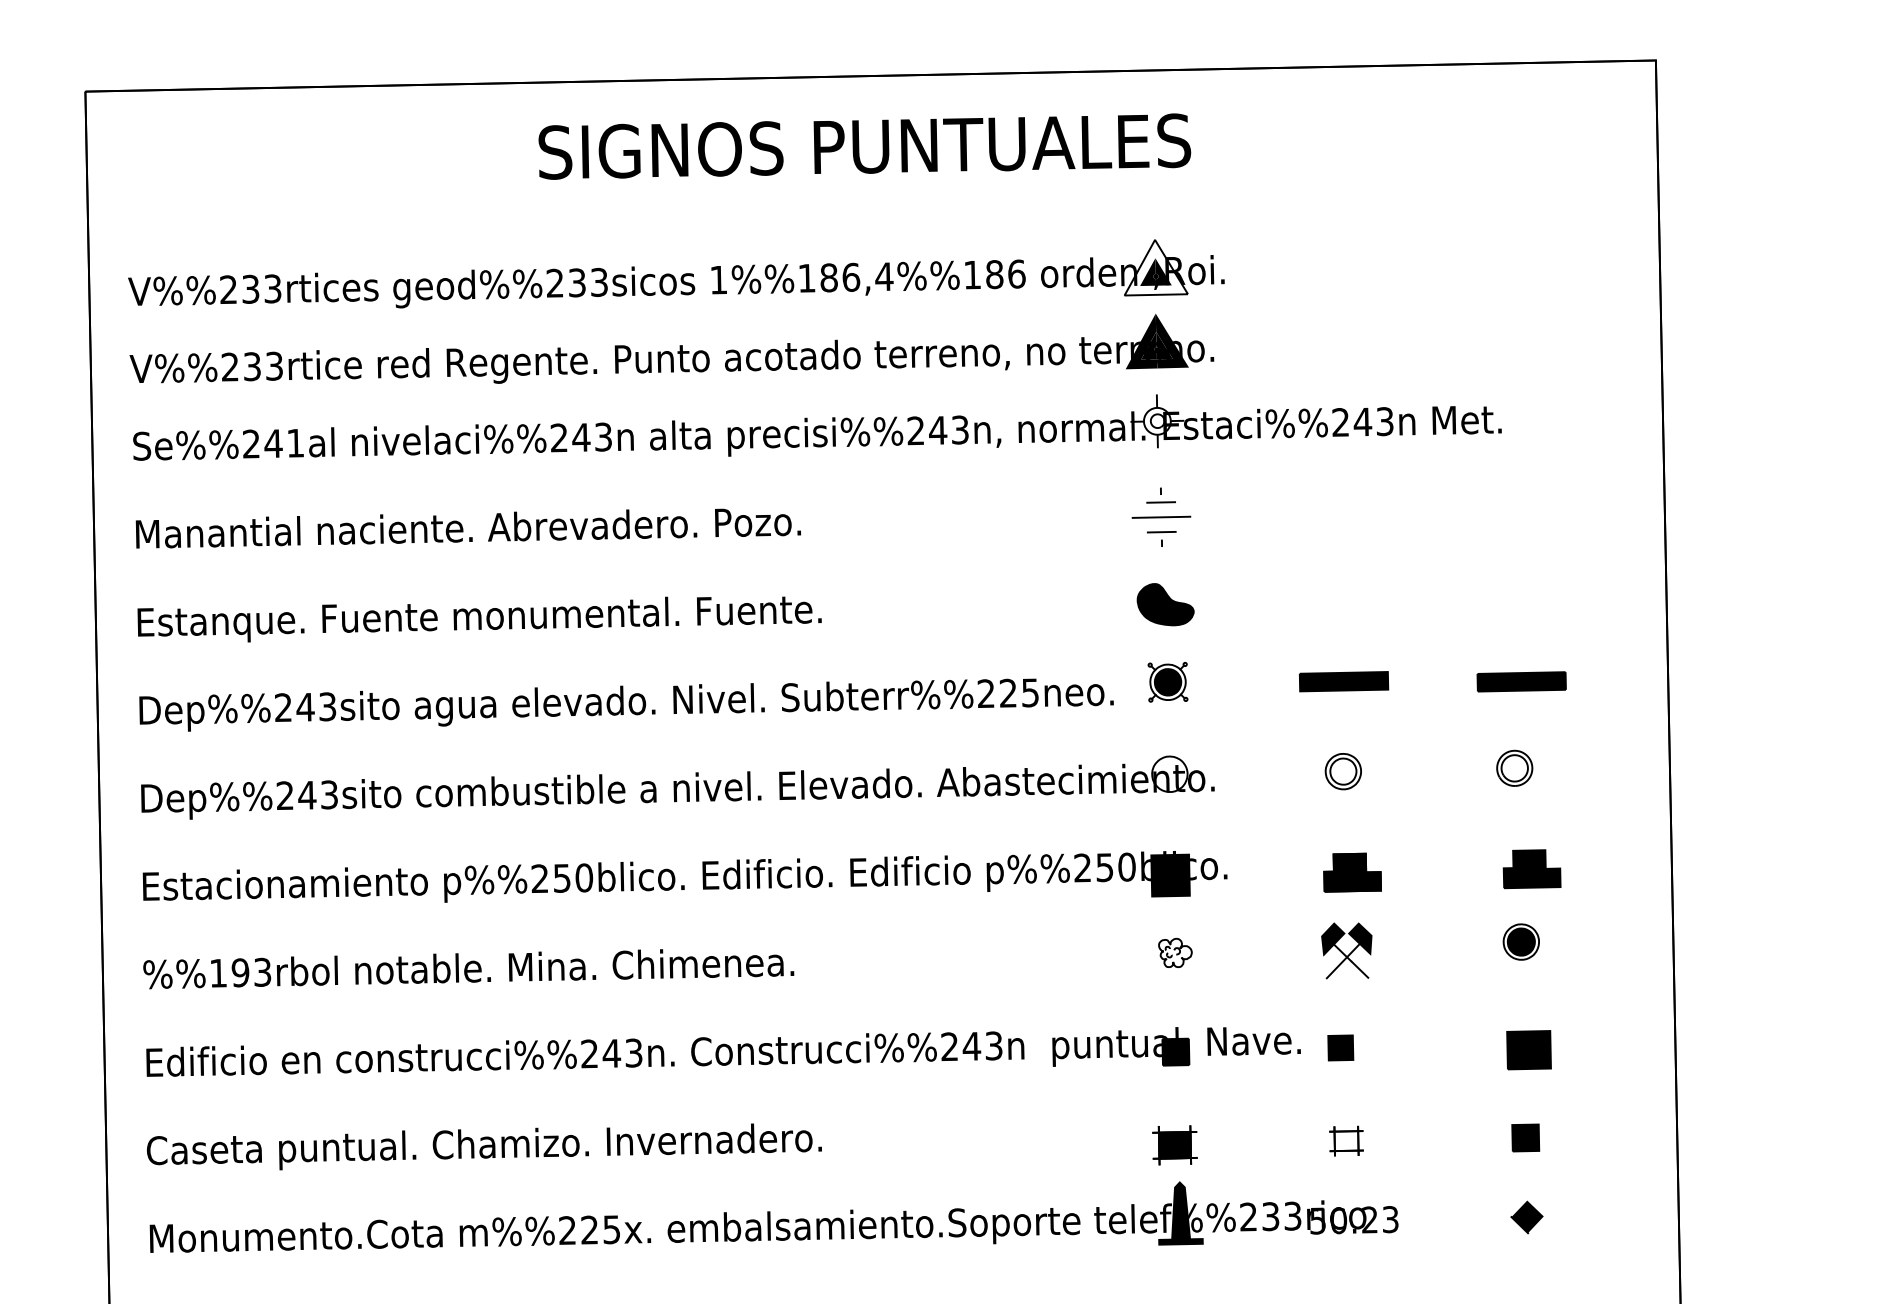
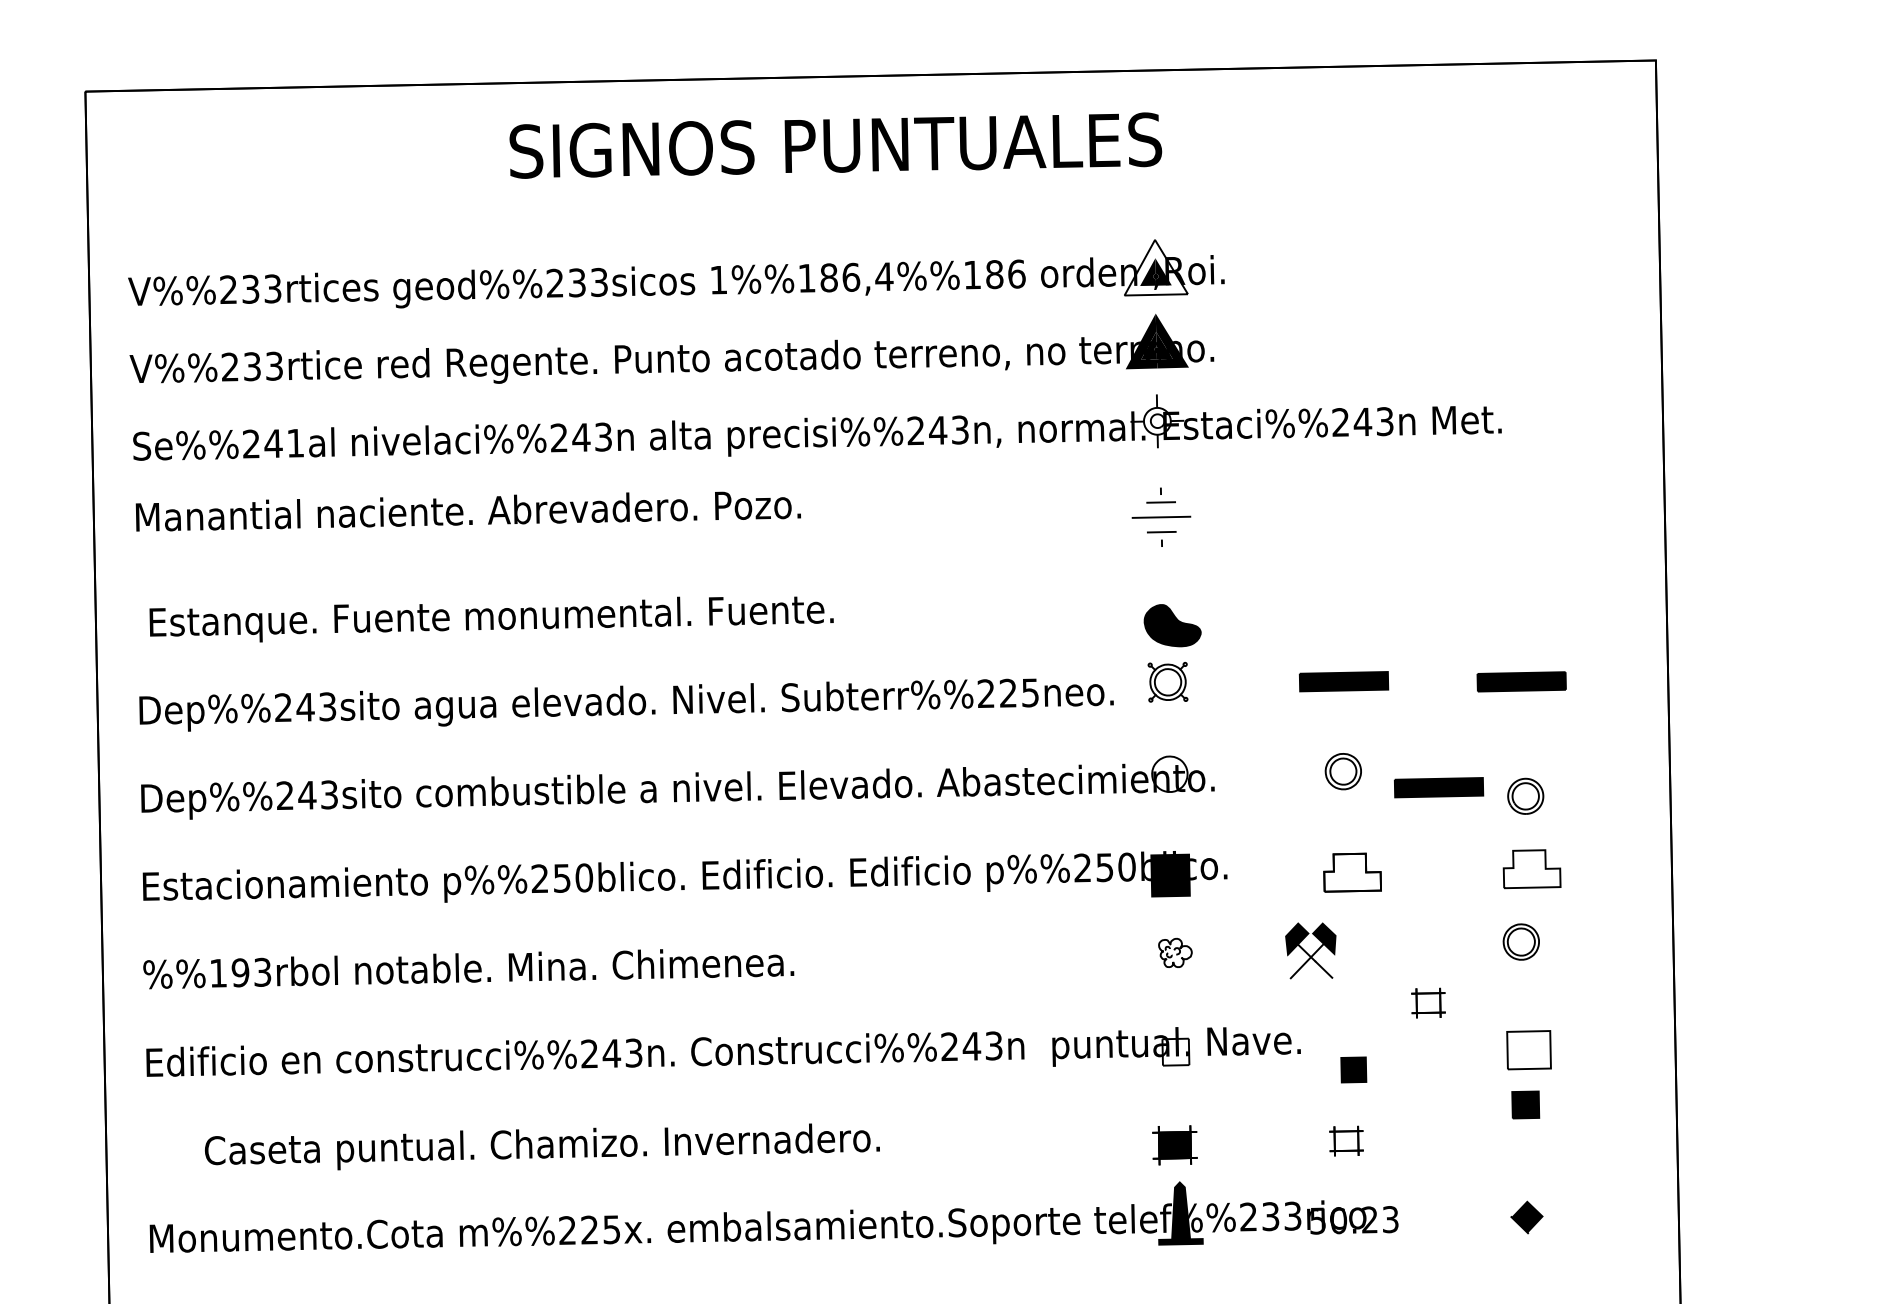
text position: (864, 146) -> (835, 145) (835, 145)
text position: (467, 528) -> (467, 511) (467, 511)
part position: (1165, 604) -> (1172, 625) (1172, 625)
text position: (479, 619) -> (491, 619) (491, 619)
fill: present -> none (1167, 682)
part position: (1514, 767) -> (1525, 795) (1525, 795)
part: none -> present (1439, 787)
fill: present -> none (1531, 869)
fill: present -> none (1352, 872)
fill: present -> none (1520, 941)
part position: (1346, 950) -> (1310, 950) (1310, 950)
part: none -> present (1428, 1002)
part position: (1340, 1047) -> (1353, 1069) (1353, 1069)
fill: present -> none (1528, 1050)
fill: present -> none (1175, 1051)
part position: (1525, 1137) -> (1525, 1104) (1525, 1104)
text position: (484, 1146) -> (542, 1146) (542, 1146)
